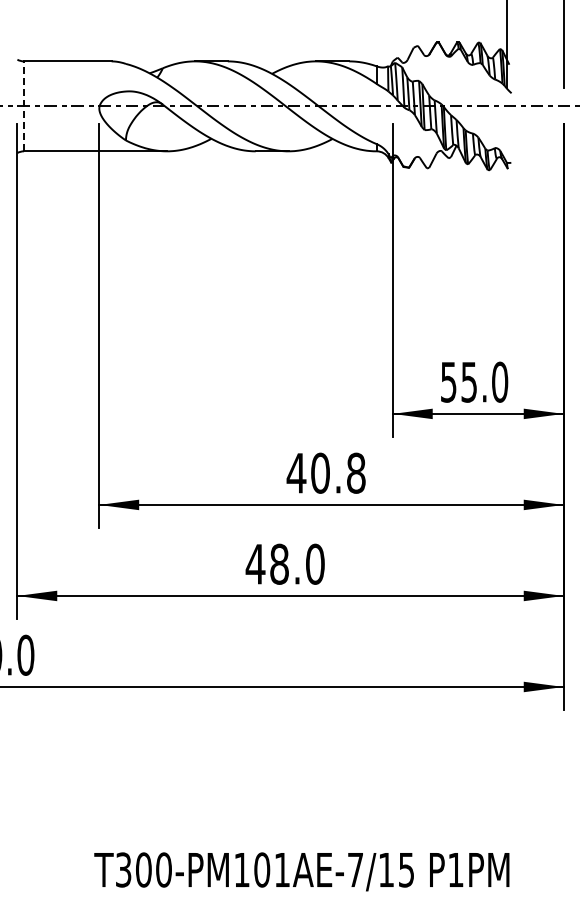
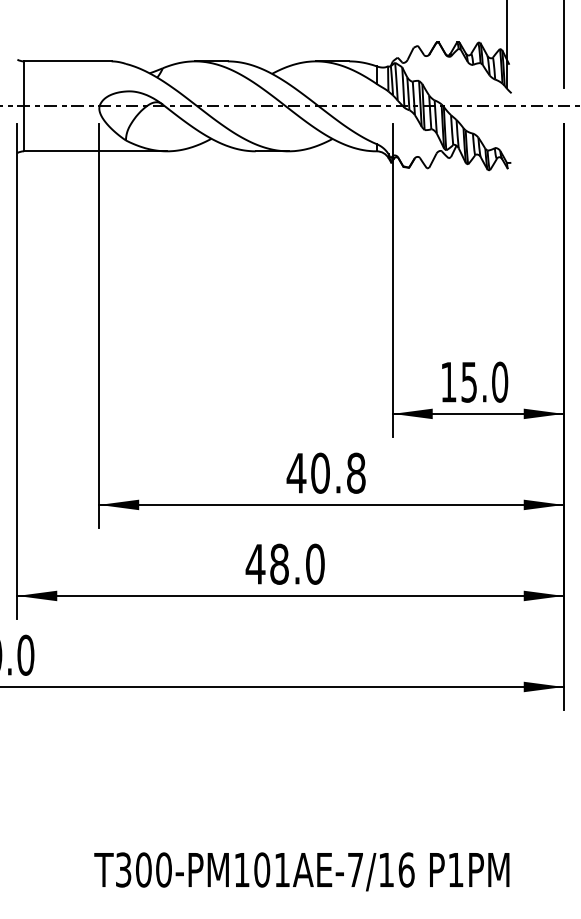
line: dashed -> solid (24, 106)
text: 55.0 -> 15.0 (448, 382)
text: T300-PM101AE-7/15 -> T300-PM101AE-7/16 (406, 869)
